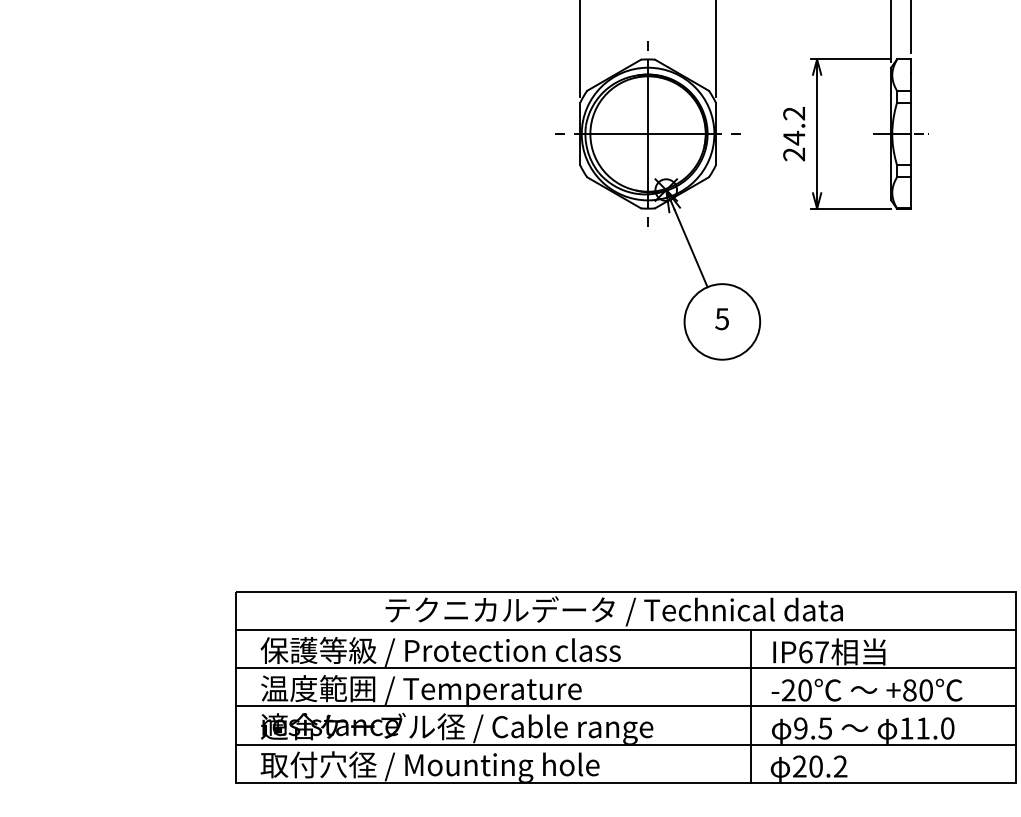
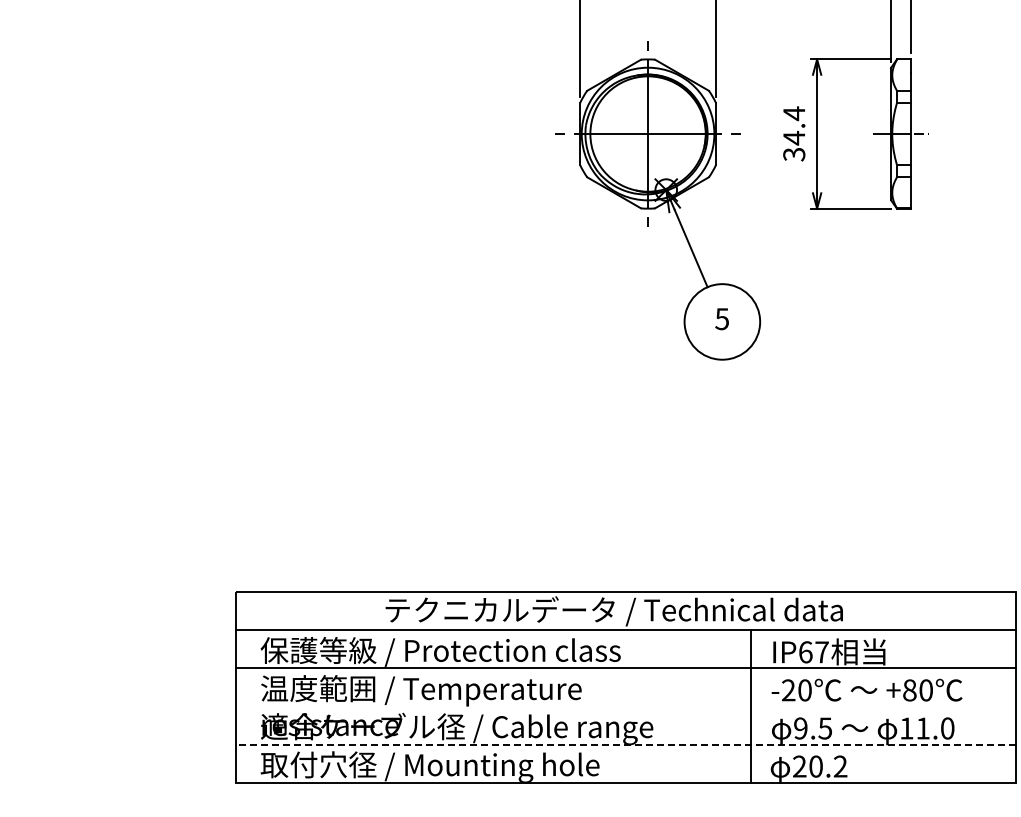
text: 24.2 -> 34.4 (794, 133)
line: present -> none (625, 706)
line: solid -> dashed (625, 744)
